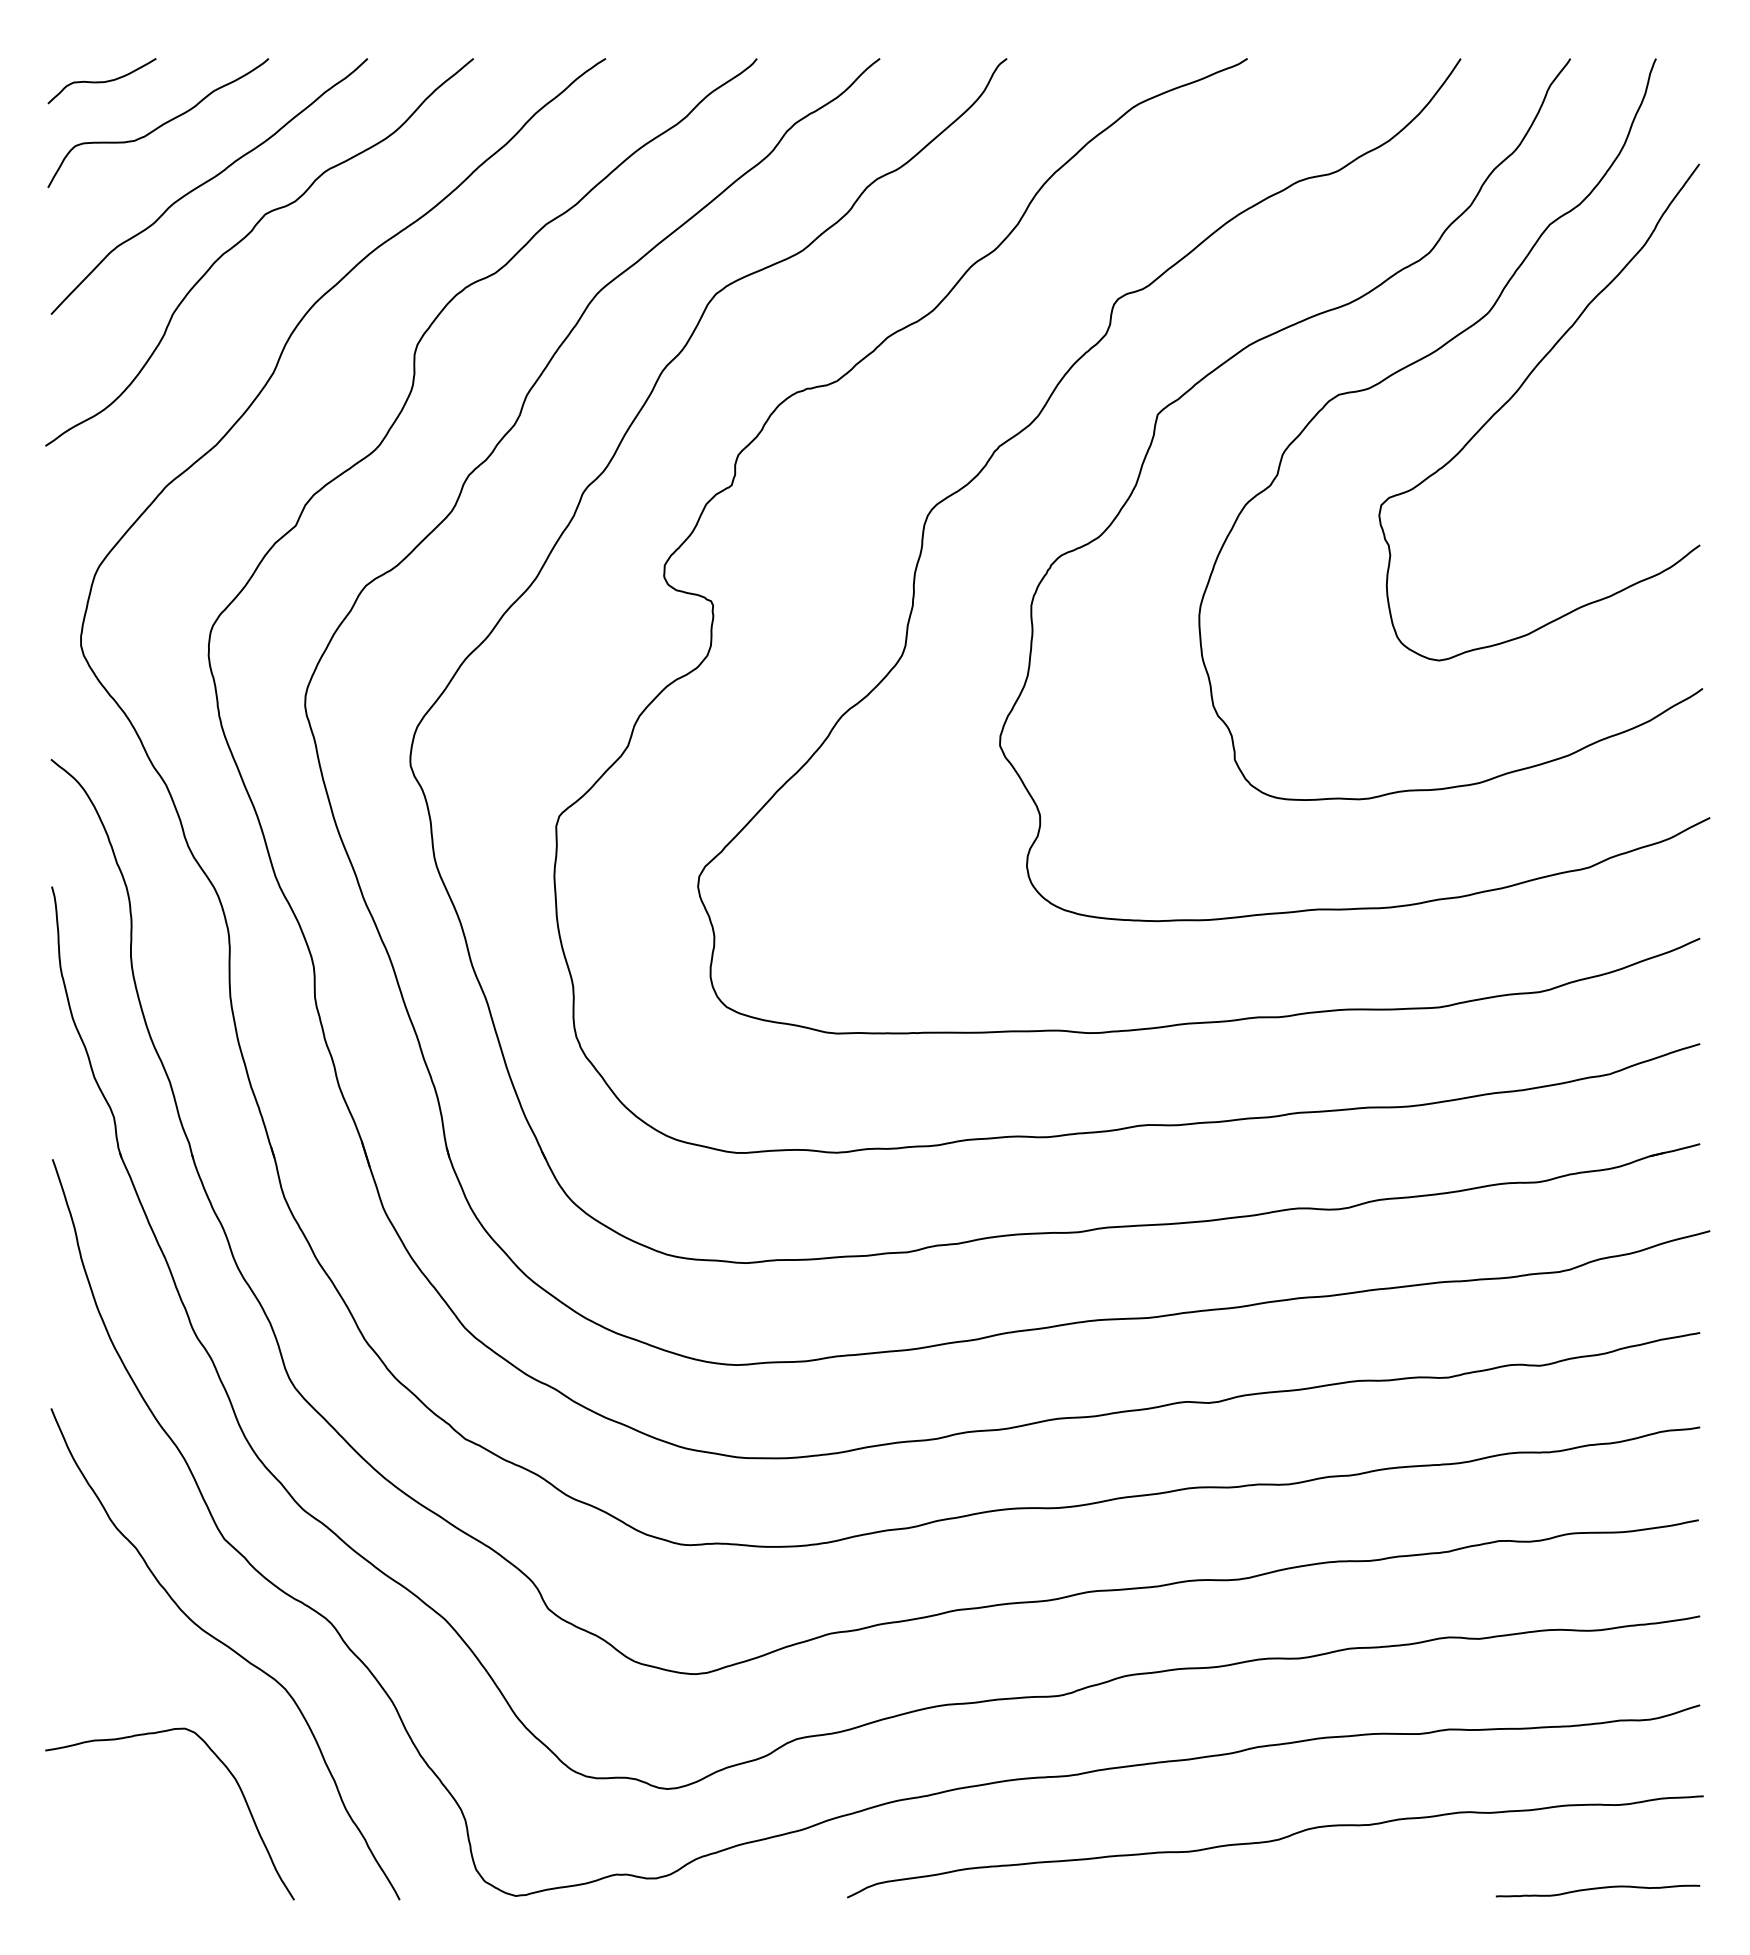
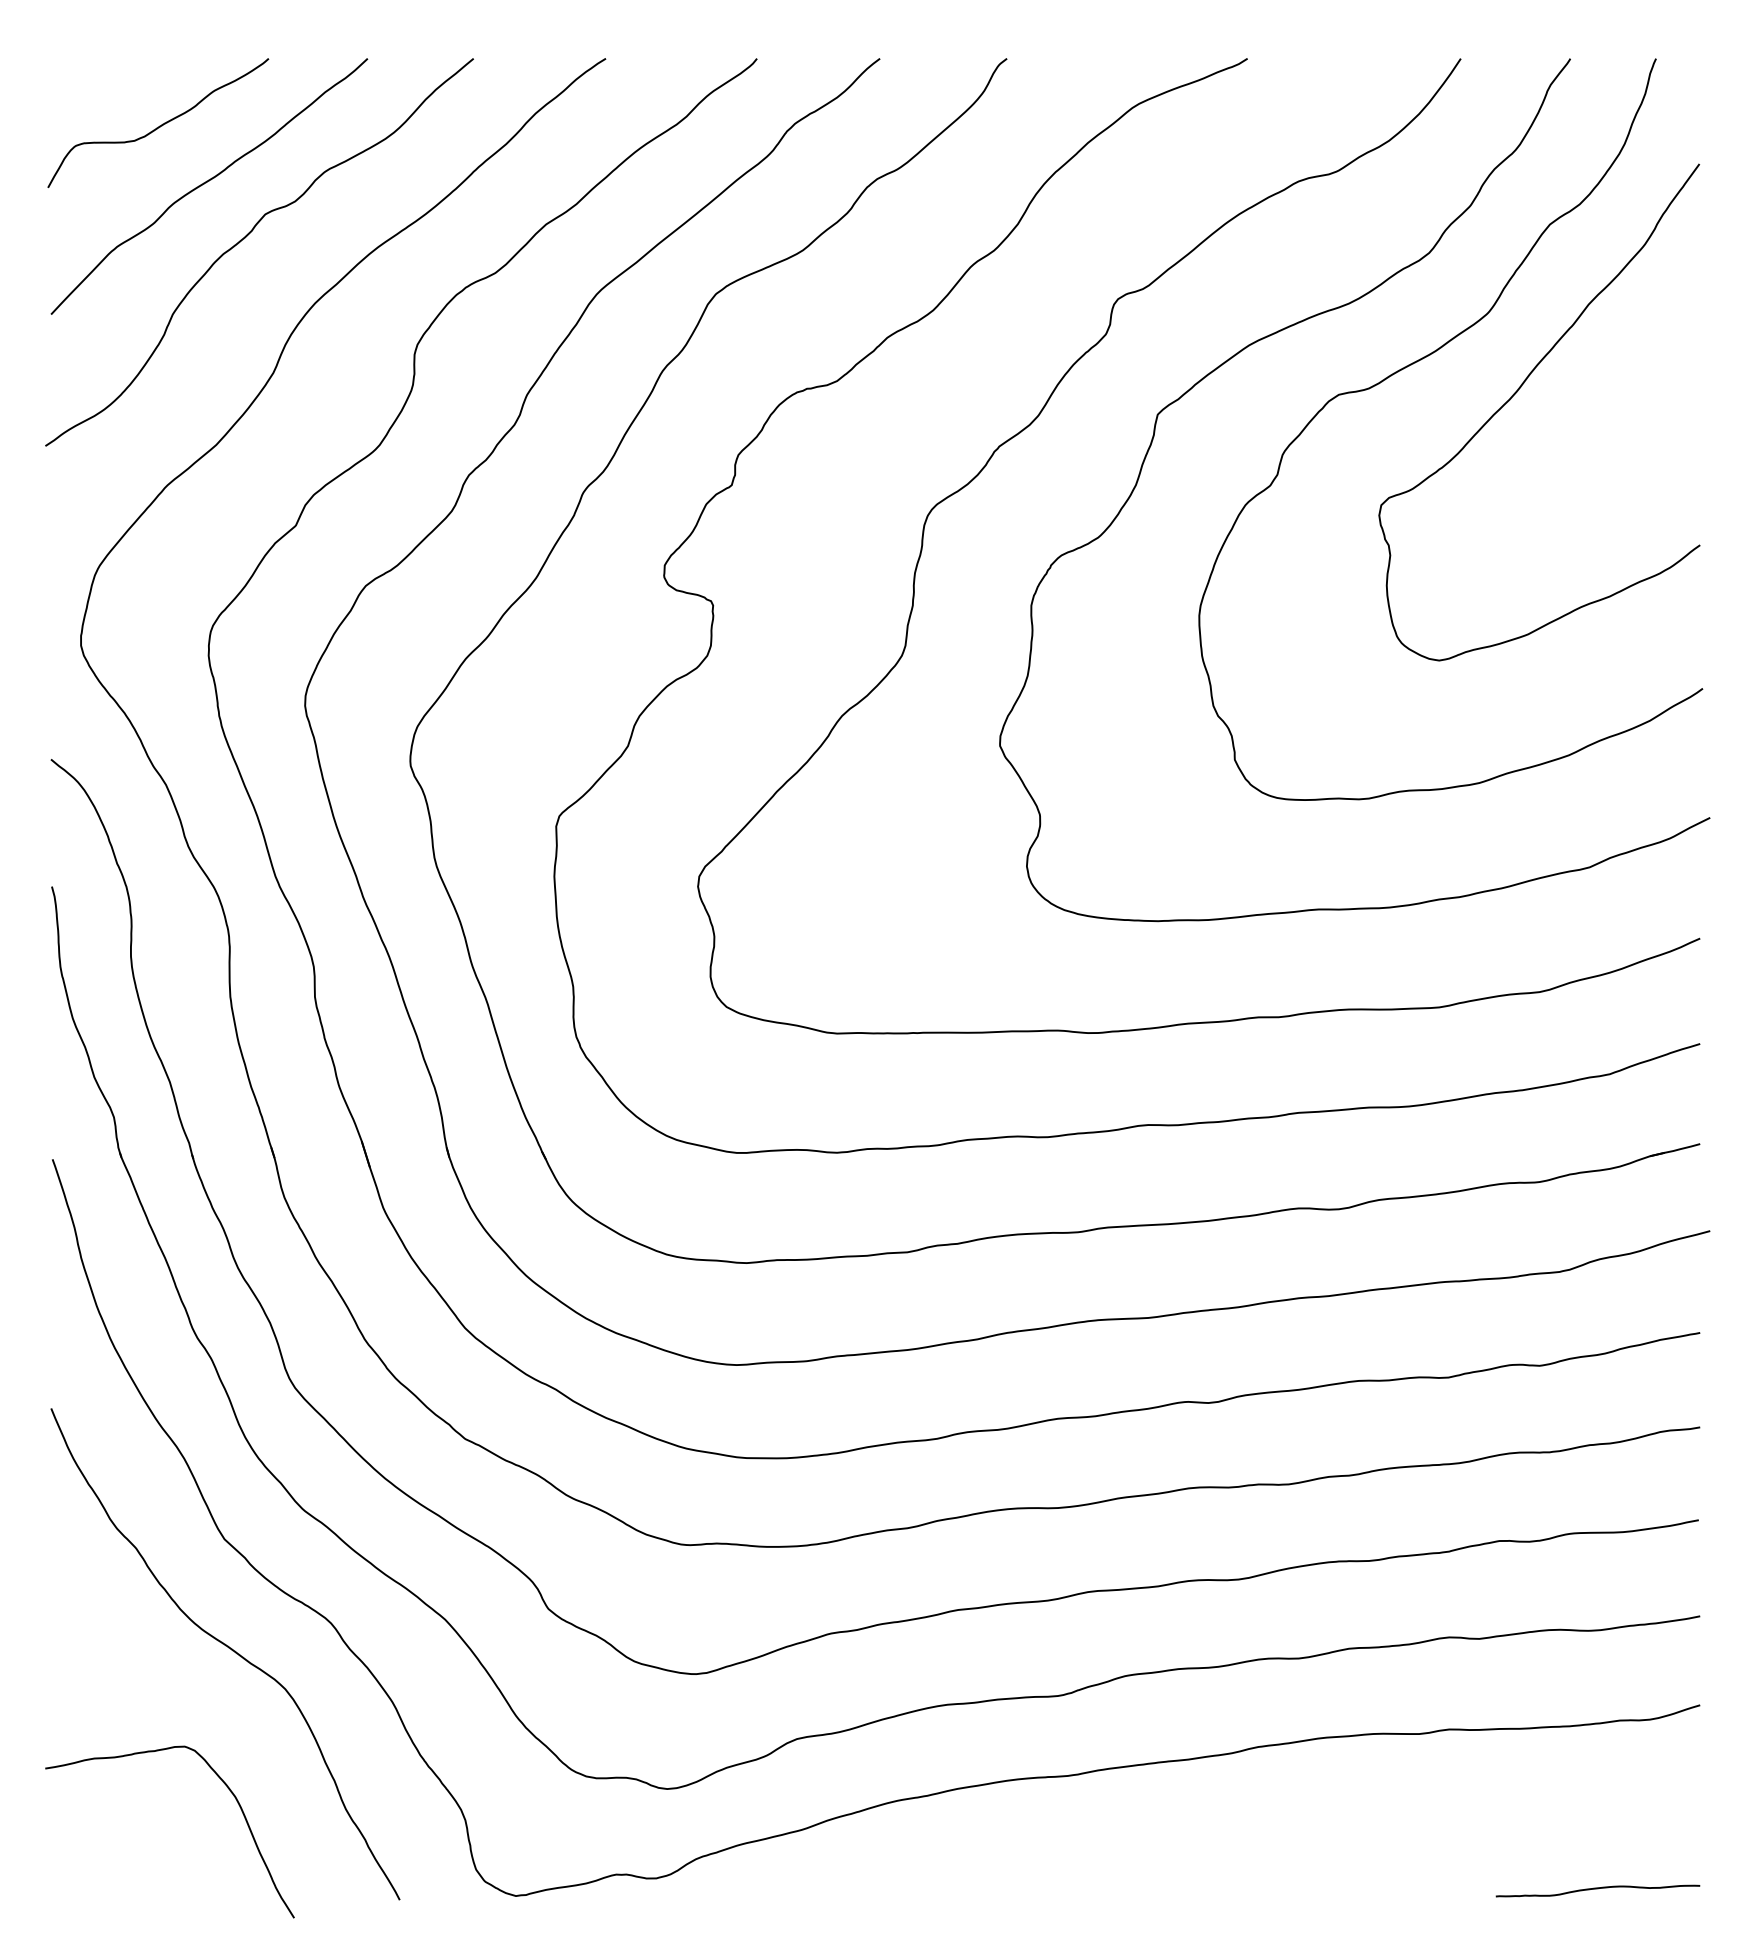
curve: present -> none (101, 81)
curve position: (227, 1770) -> (227, 1788) (227, 1788)
curve: present -> none (1275, 1841)
